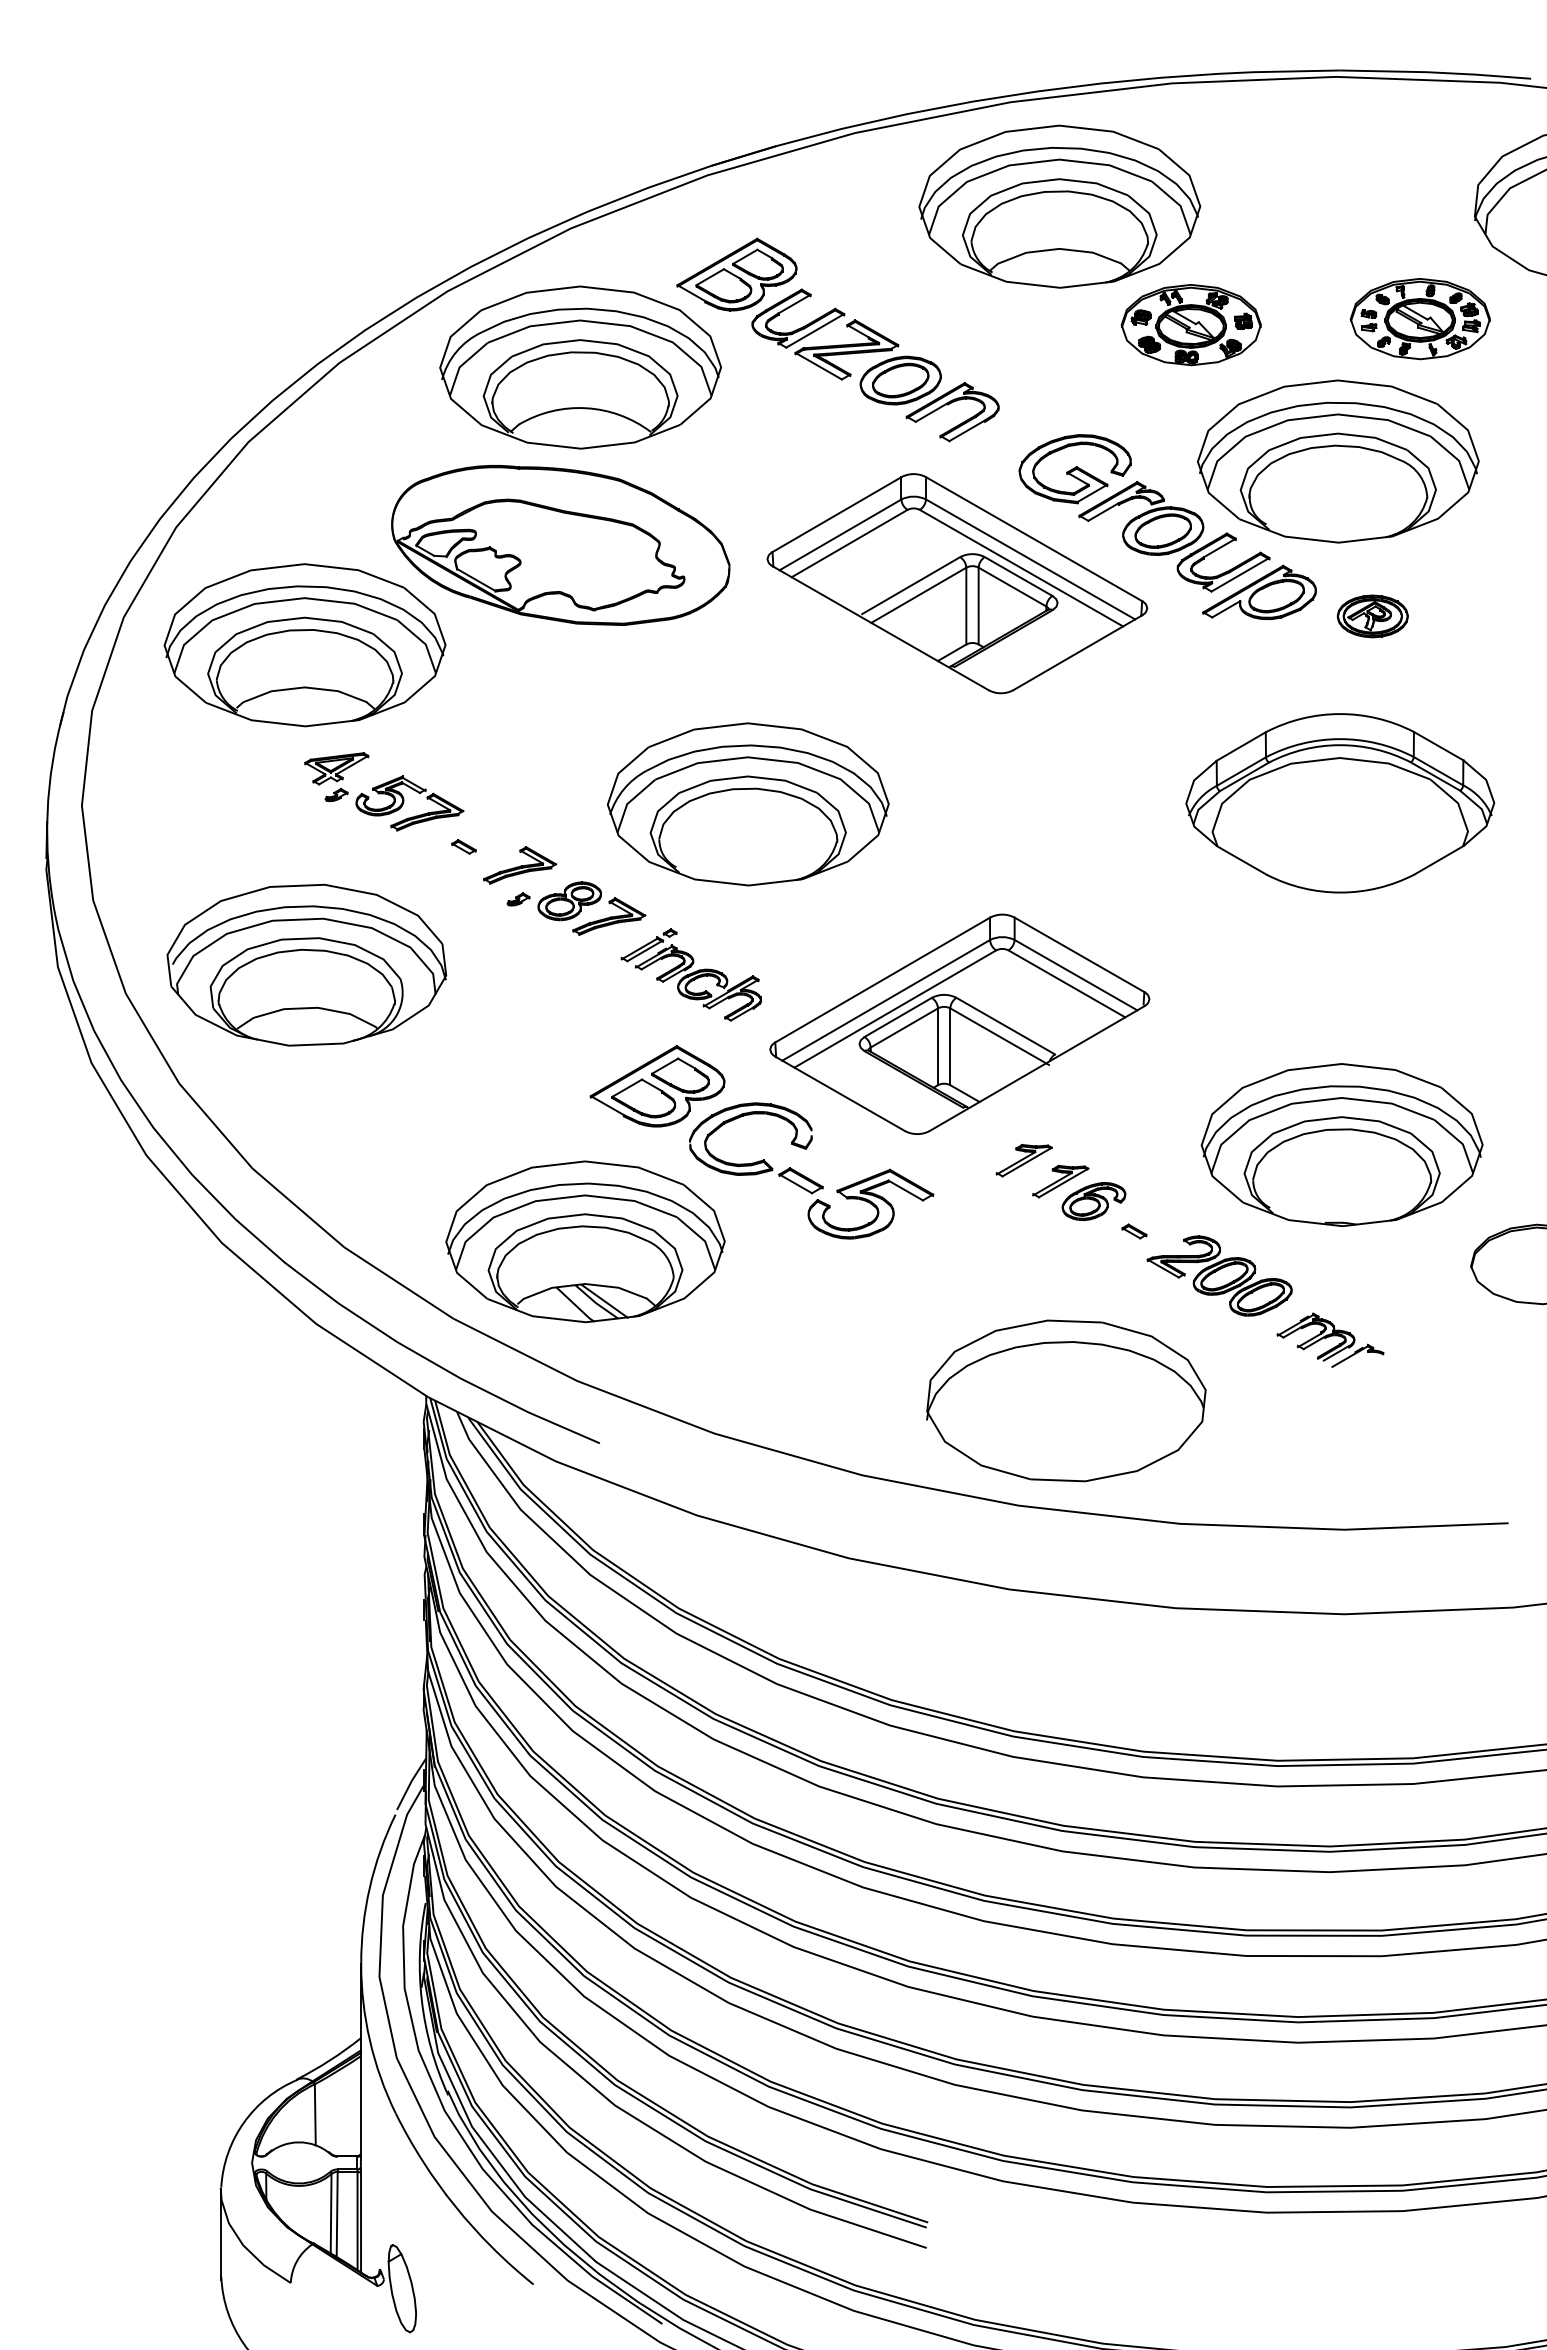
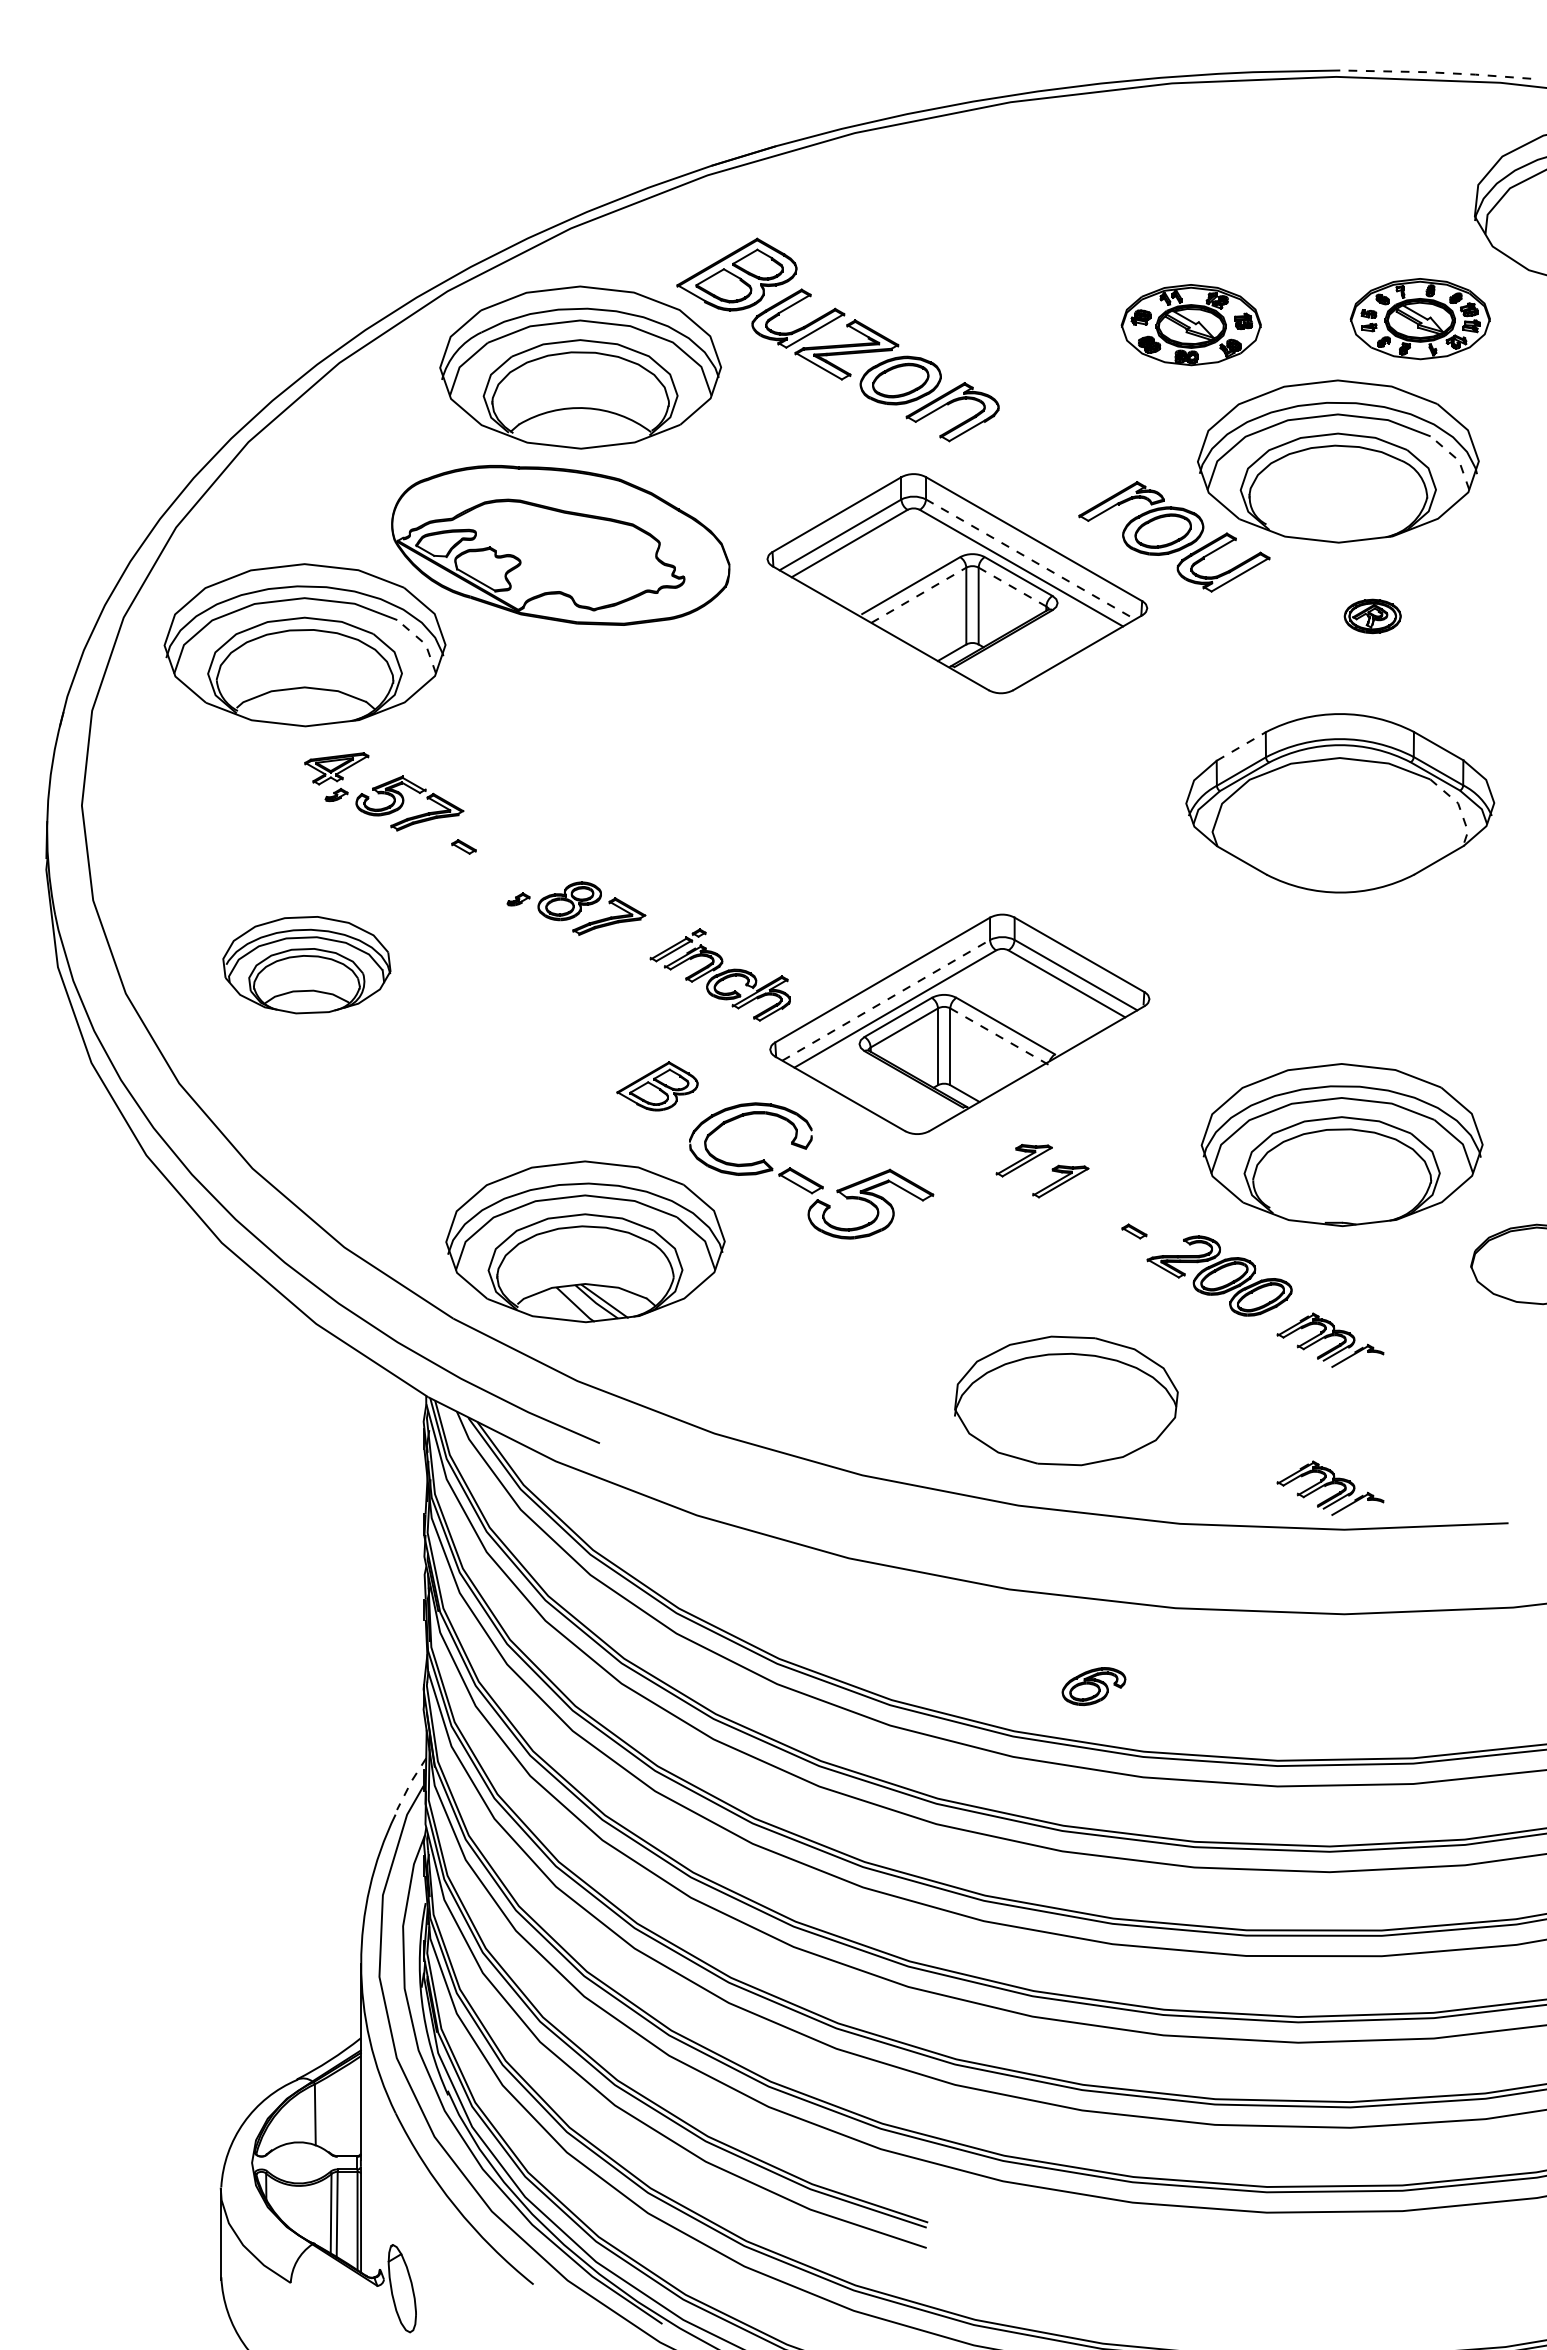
line: solid -> dashed (1436, 72)
part: present -> none (1059, 206)
line: solid -> dashed (1456, 458)
part: present -> none (1074, 469)
line: solid -> dashed (1030, 559)
line: solid -> dashed (1012, 587)
part: present -> none (1259, 591)
line: solid -> dashed (918, 595)
part size: 73x45 px -> 59x37 px (1372, 616)
line: solid -> dashed (423, 642)
line: solid -> dashed (1241, 746)
part: present -> none (747, 804)
line: solid -> dashed (1459, 808)
part: present -> none (520, 865)
part size: 282x164 px -> 170x99 px (306, 965)
part position: (690, 974) -> (719, 974) (719, 974)
line: solid -> dashed (886, 1000)
line: solid -> dashed (999, 1036)
part size: 137x83 px -> 83x51 px (657, 1086)
part position: (1093, 1201) -> (1093, 1686) (1093, 1686)
part size: 281x164 px -> 225x132 px (1066, 1400)
part: none -> present (1330, 1487)
line: solid -> dashed (410, 1783)
